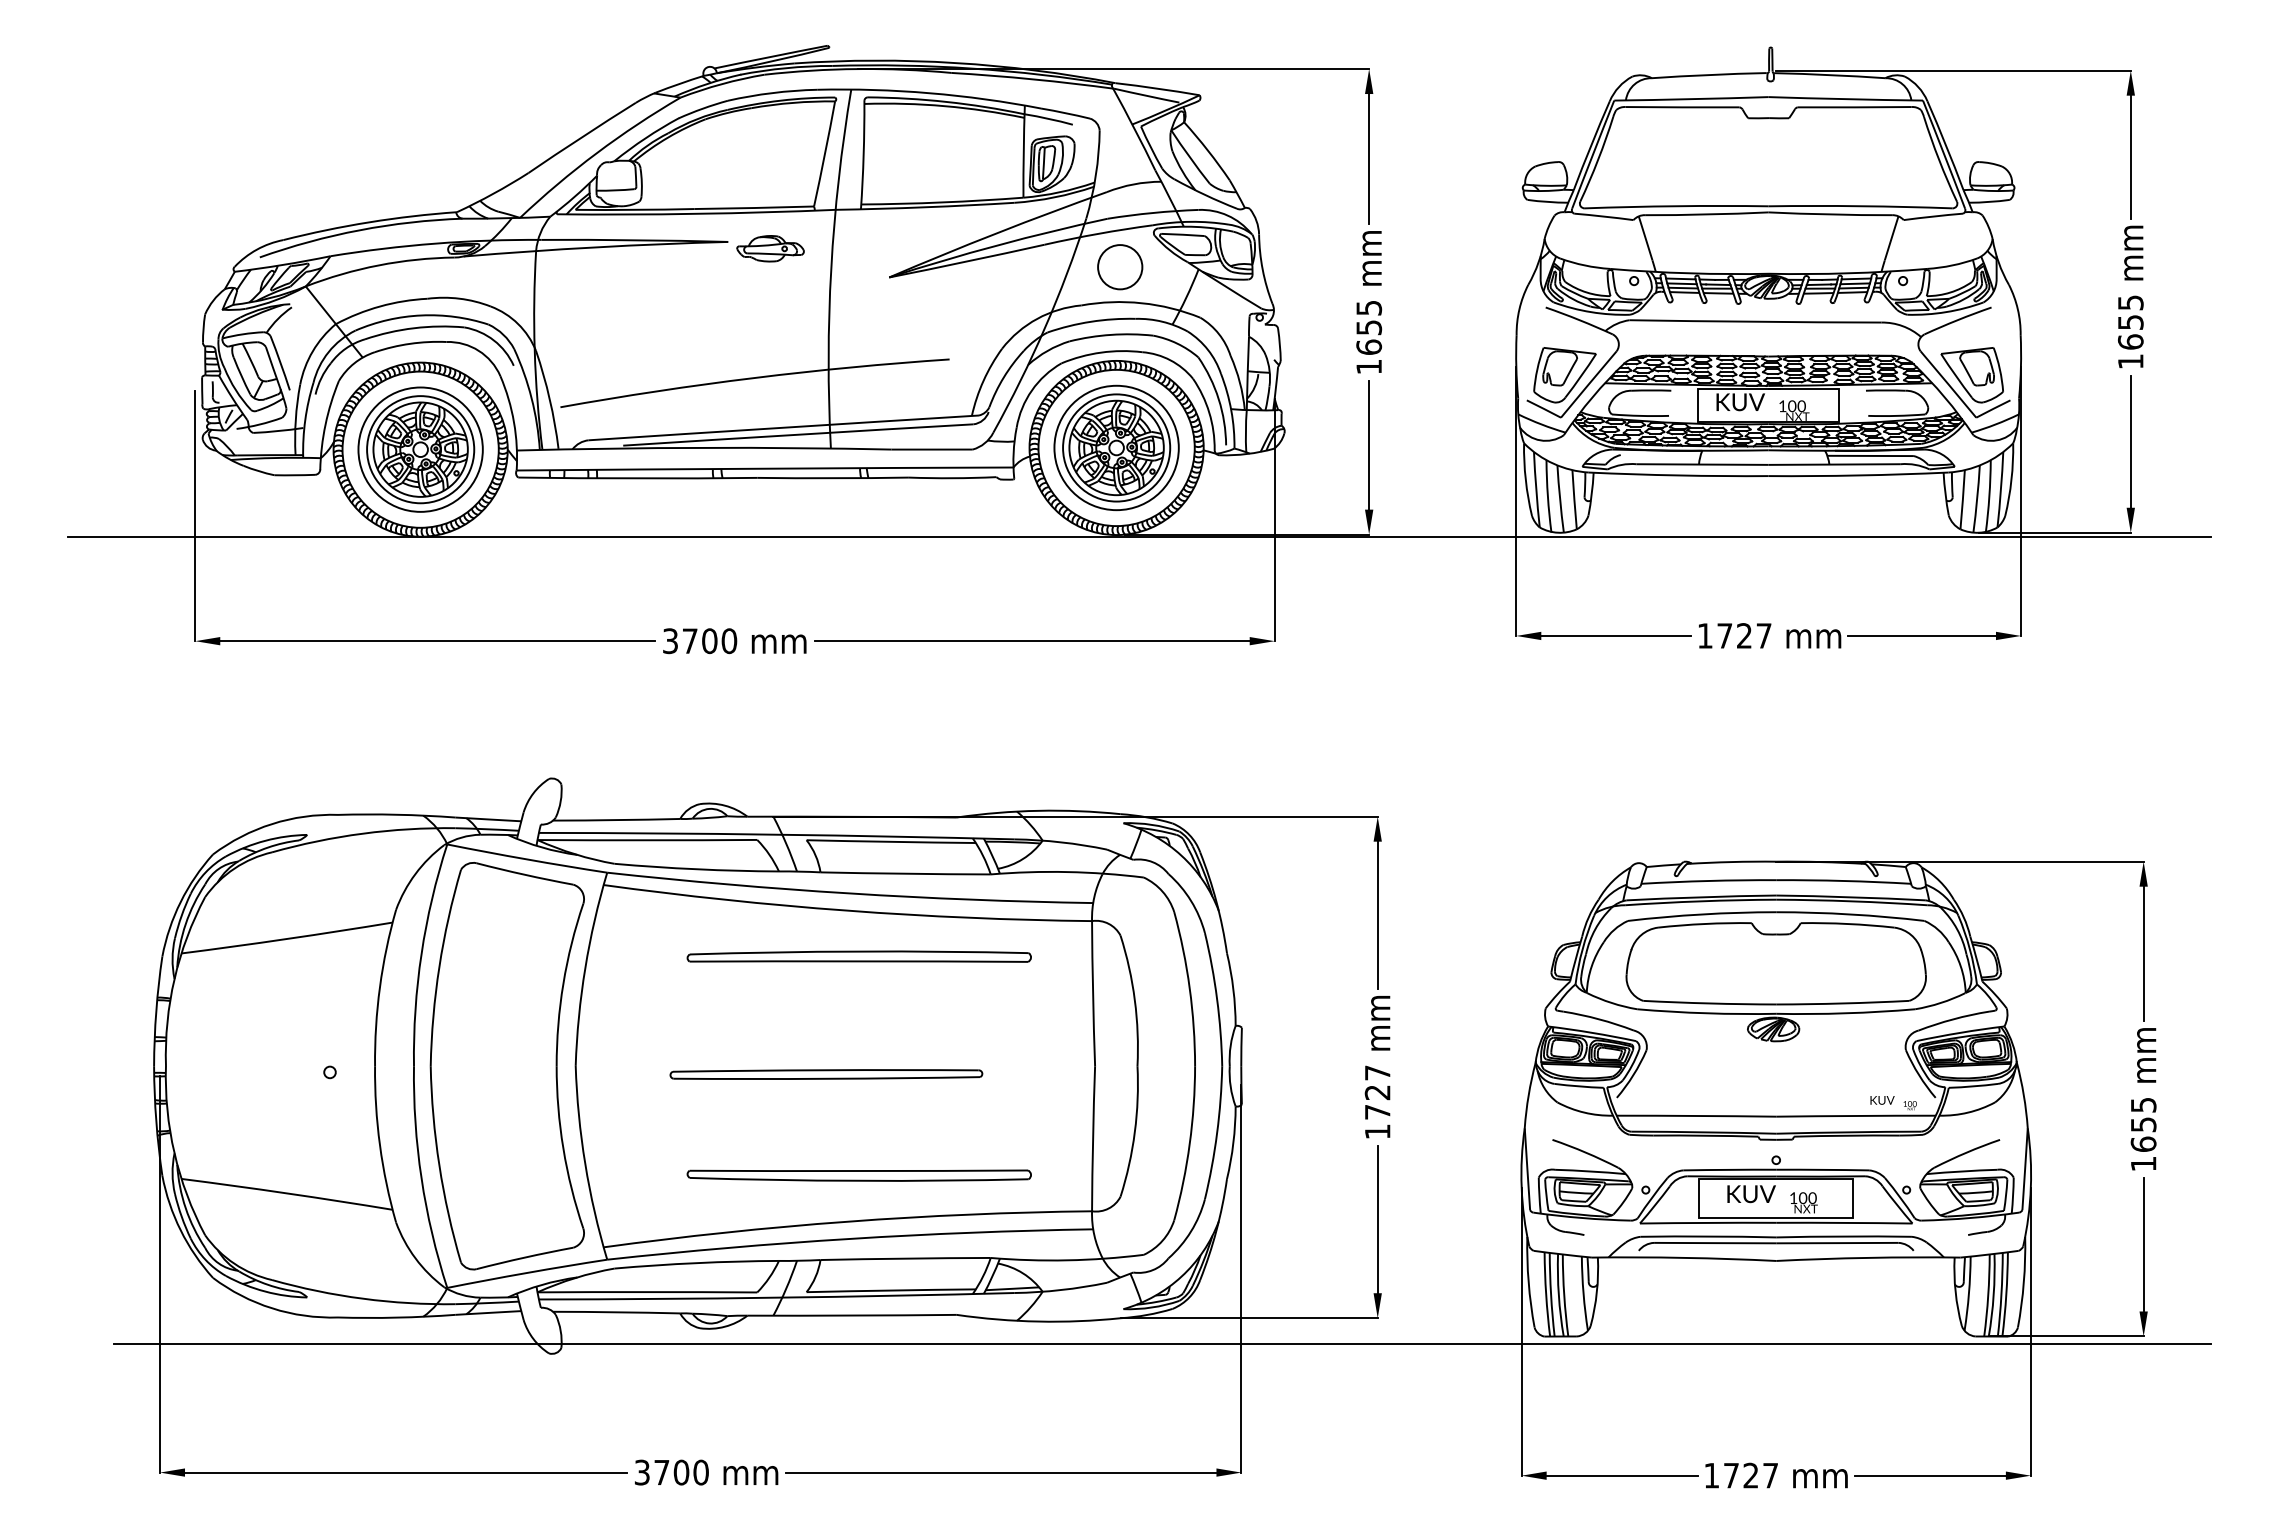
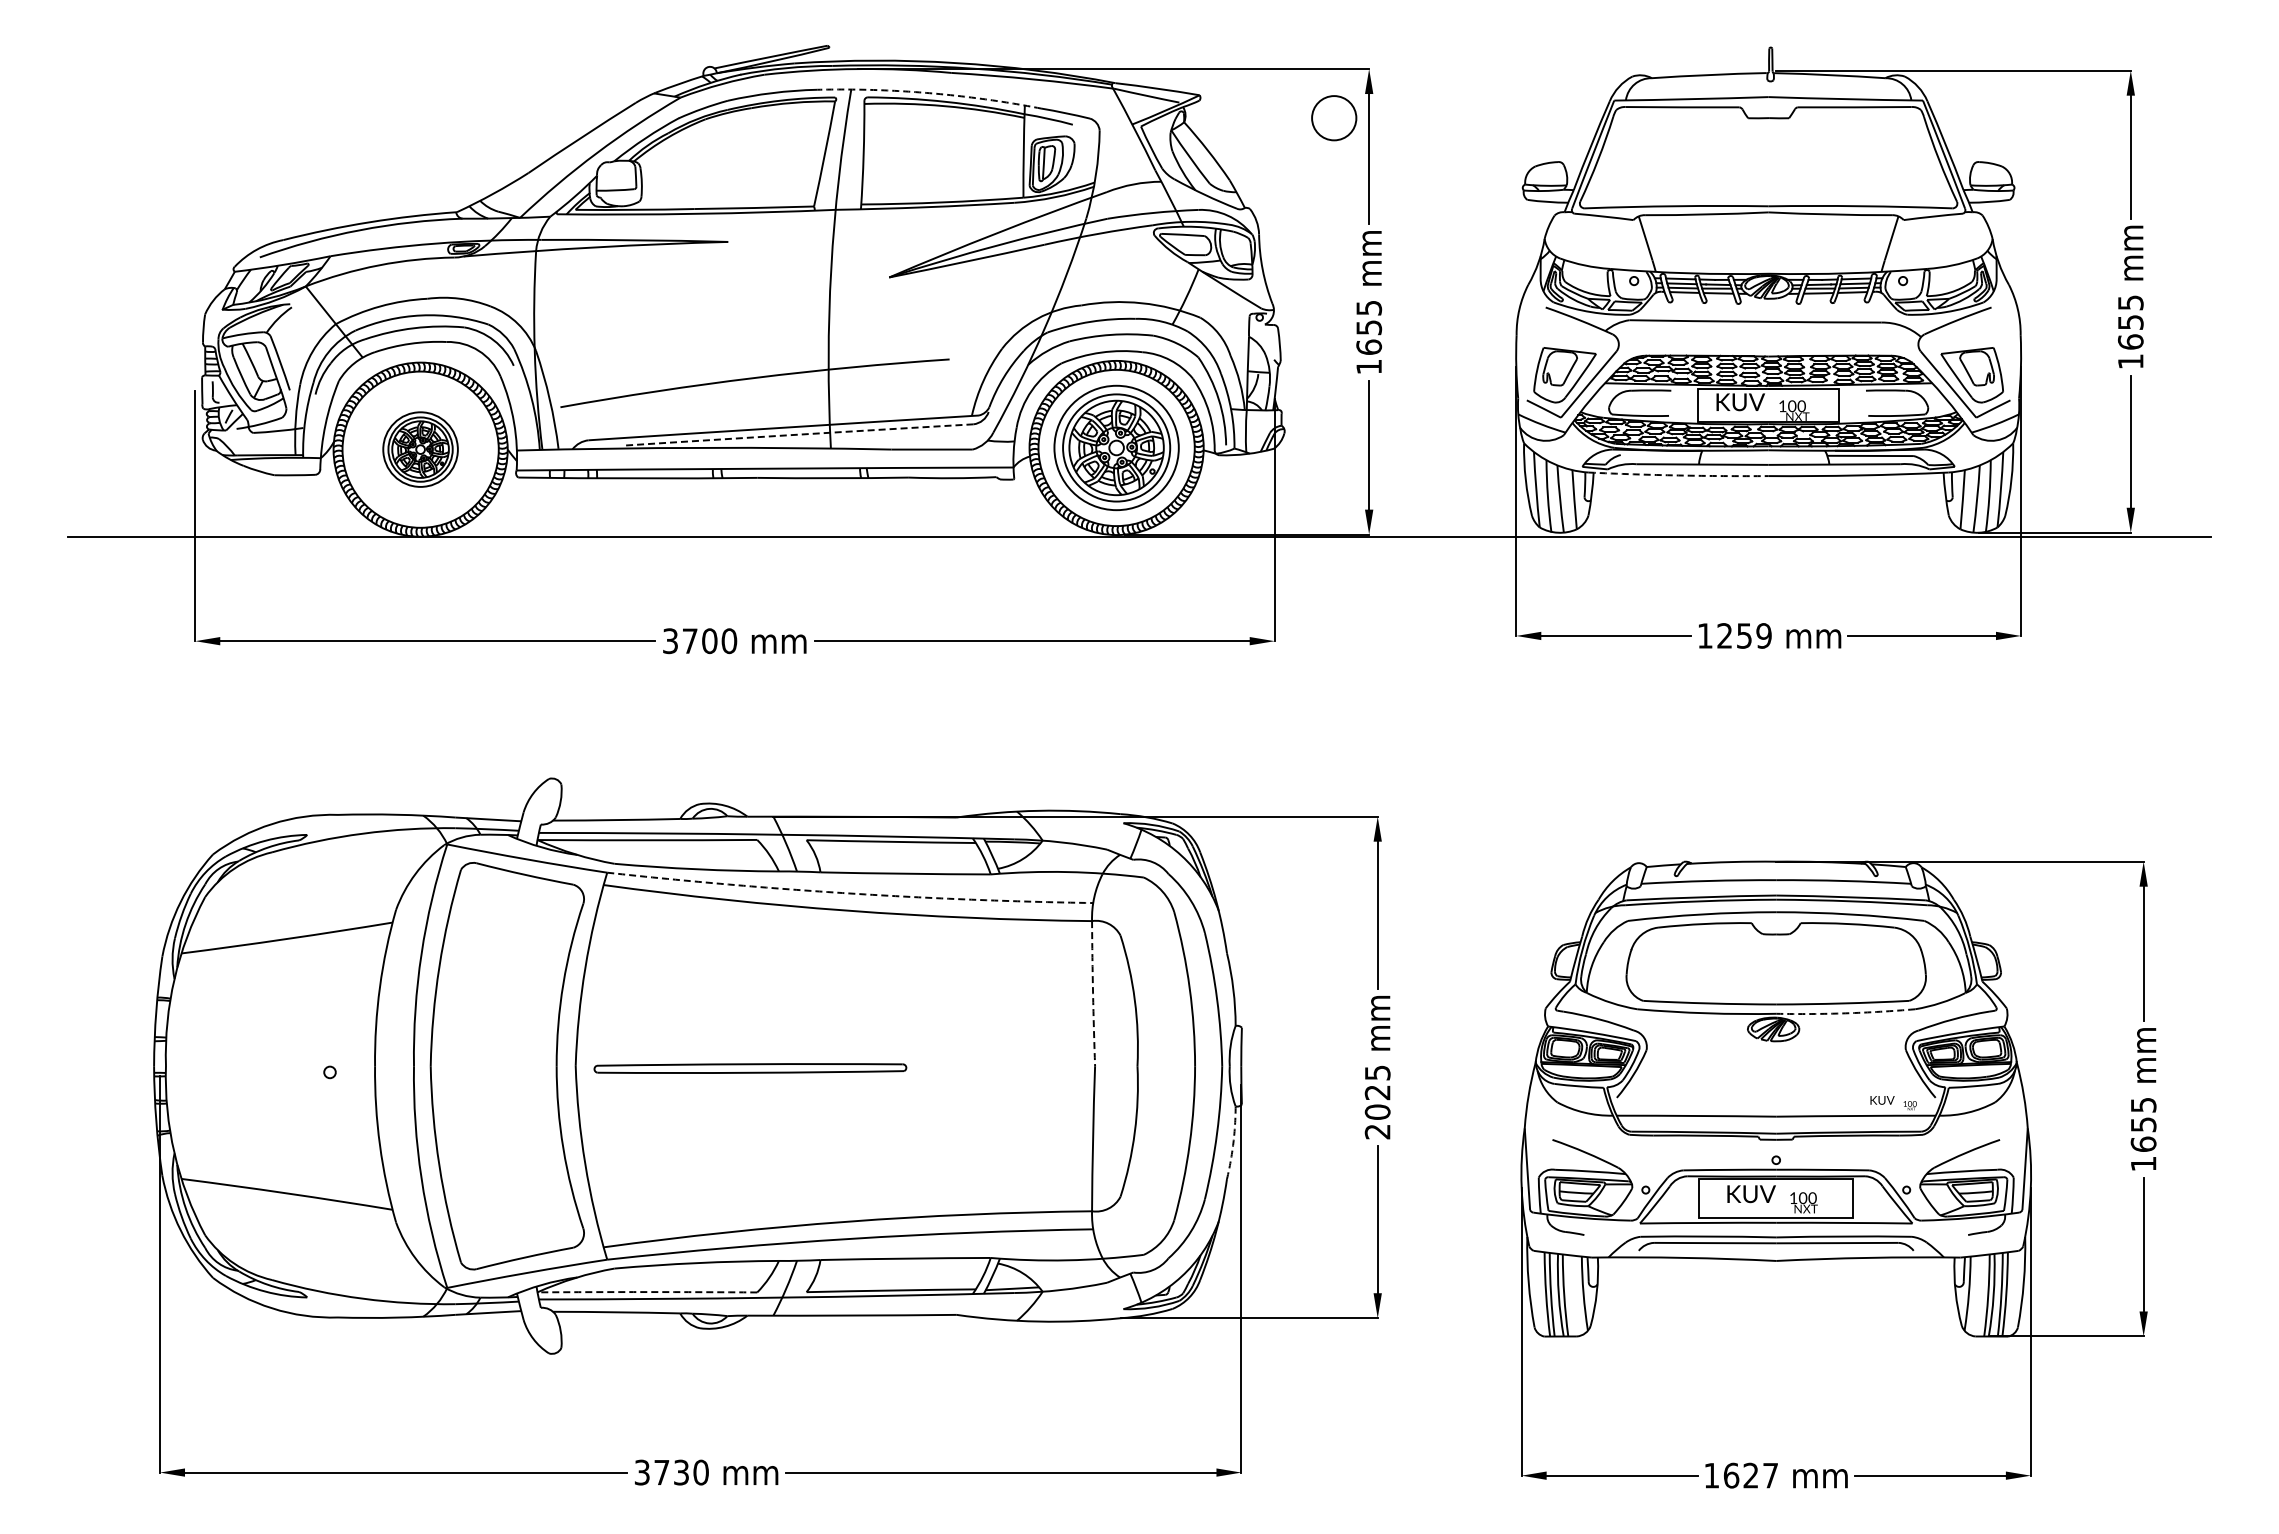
arc: solid -> dashed (929, 93)
part: present -> none (770, 248)
circle position: (1120, 267) -> (1334, 118) (1334, 118)
arc: solid -> dashed (798, 434)
part size: 127x127 px -> 77x77 px (420, 449)
arc: solid -> dashed (1678, 475)
text: 1727 -> 1259 (1744, 635)
arc: solid -> dashed (849, 893)
part: present -> none (858, 956)
arc: solid -> dashed (1093, 993)
arc: solid -> dashed (1845, 1013)
part position: (826, 1074) -> (750, 1068) (750, 1068)
text: 1727 -> 2025 (1377, 1102)
arc: solid -> dashed (1233, 1143)
part: present -> none (858, 1175)
arc: solid -> dashed (647, 1292)
line: present -> none (1162, 1343)
text: 3700 -> 3730 (681, 1472)
text: 1727 -> 1627 (1731, 1475)
